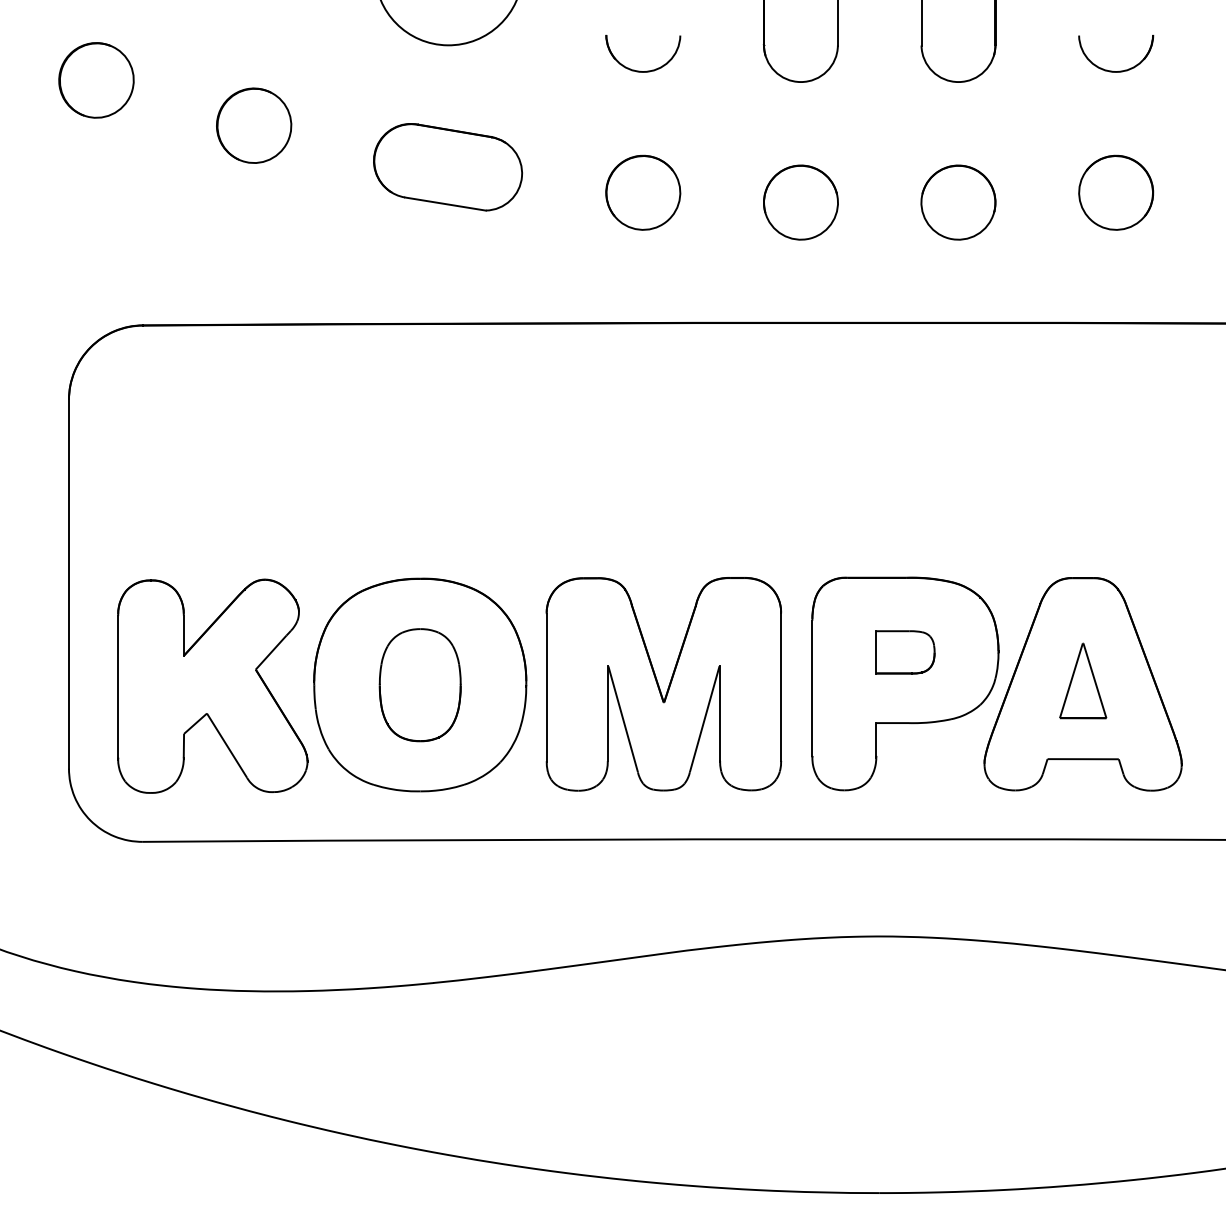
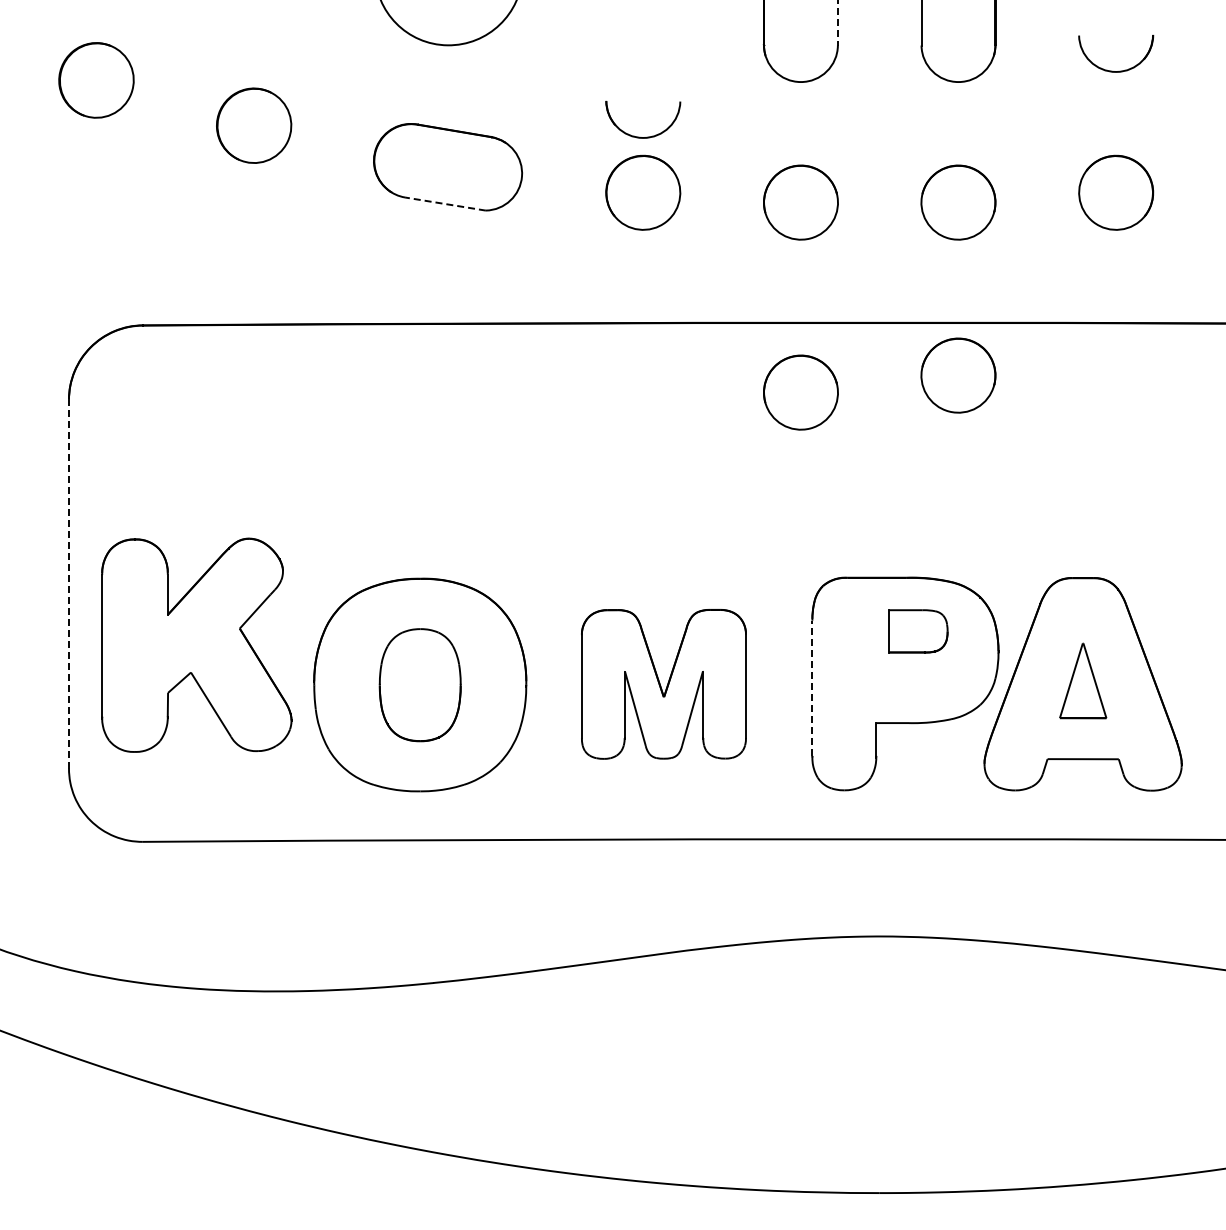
line: solid -> dashed (837, 24)
part position: (639, 70) -> (639, 136) (639, 136)
line: solid -> dashed (445, 204)
part: none -> present (958, 375)
part: none -> present (800, 392)
line: solid -> dashed (68, 584)
part position: (905, 652) -> (918, 631) (918, 631)
part size: 238x215 px -> 166x151 px (663, 684)
part position: (212, 685) -> (196, 644) (196, 644)
line: solid -> dashed (812, 688)
